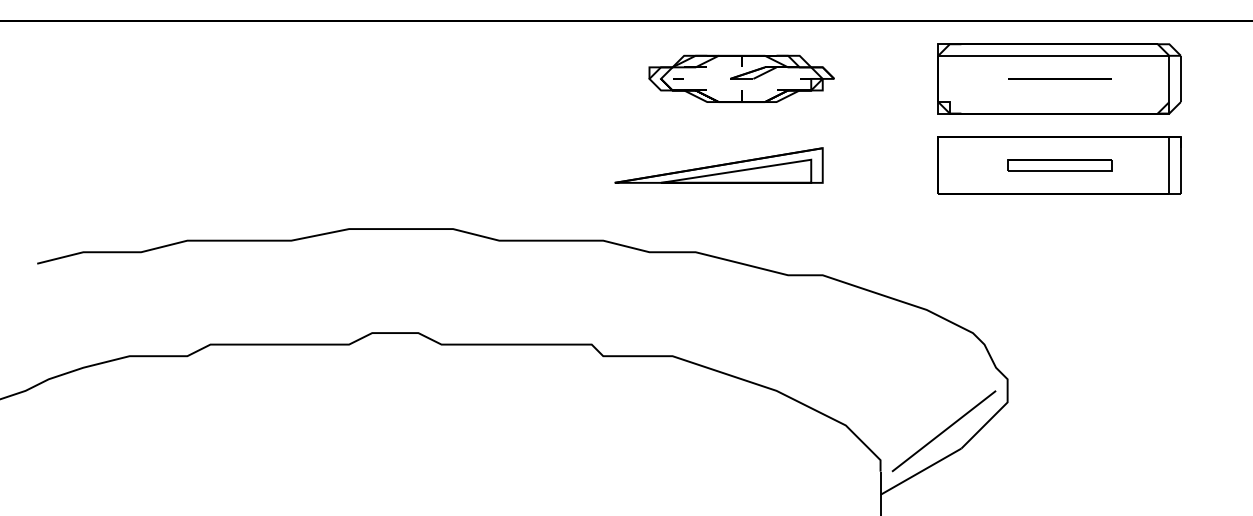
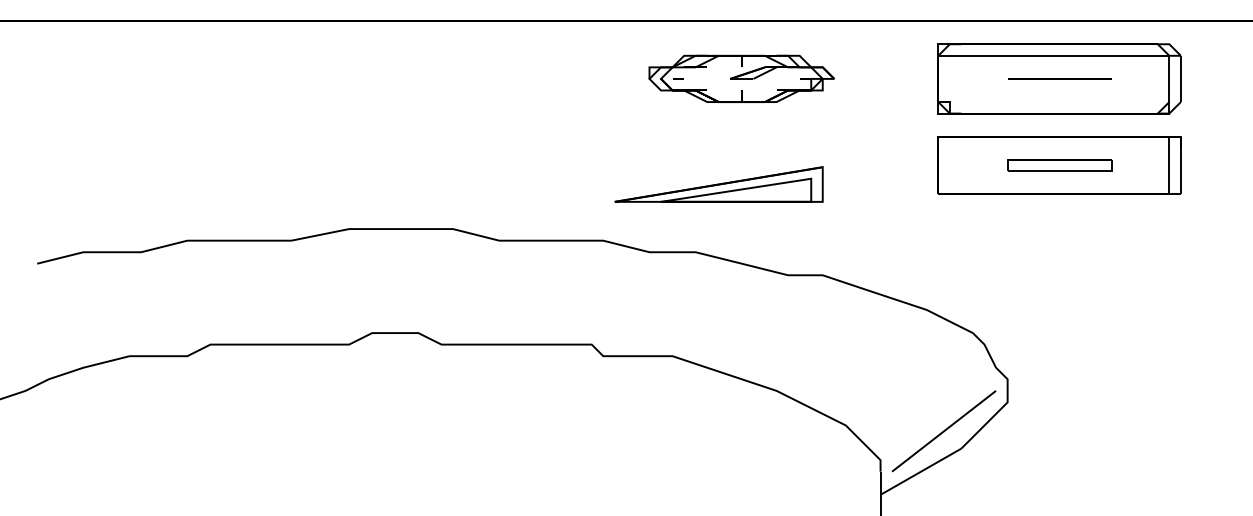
part position: (718, 165) -> (718, 184) (718, 184)
